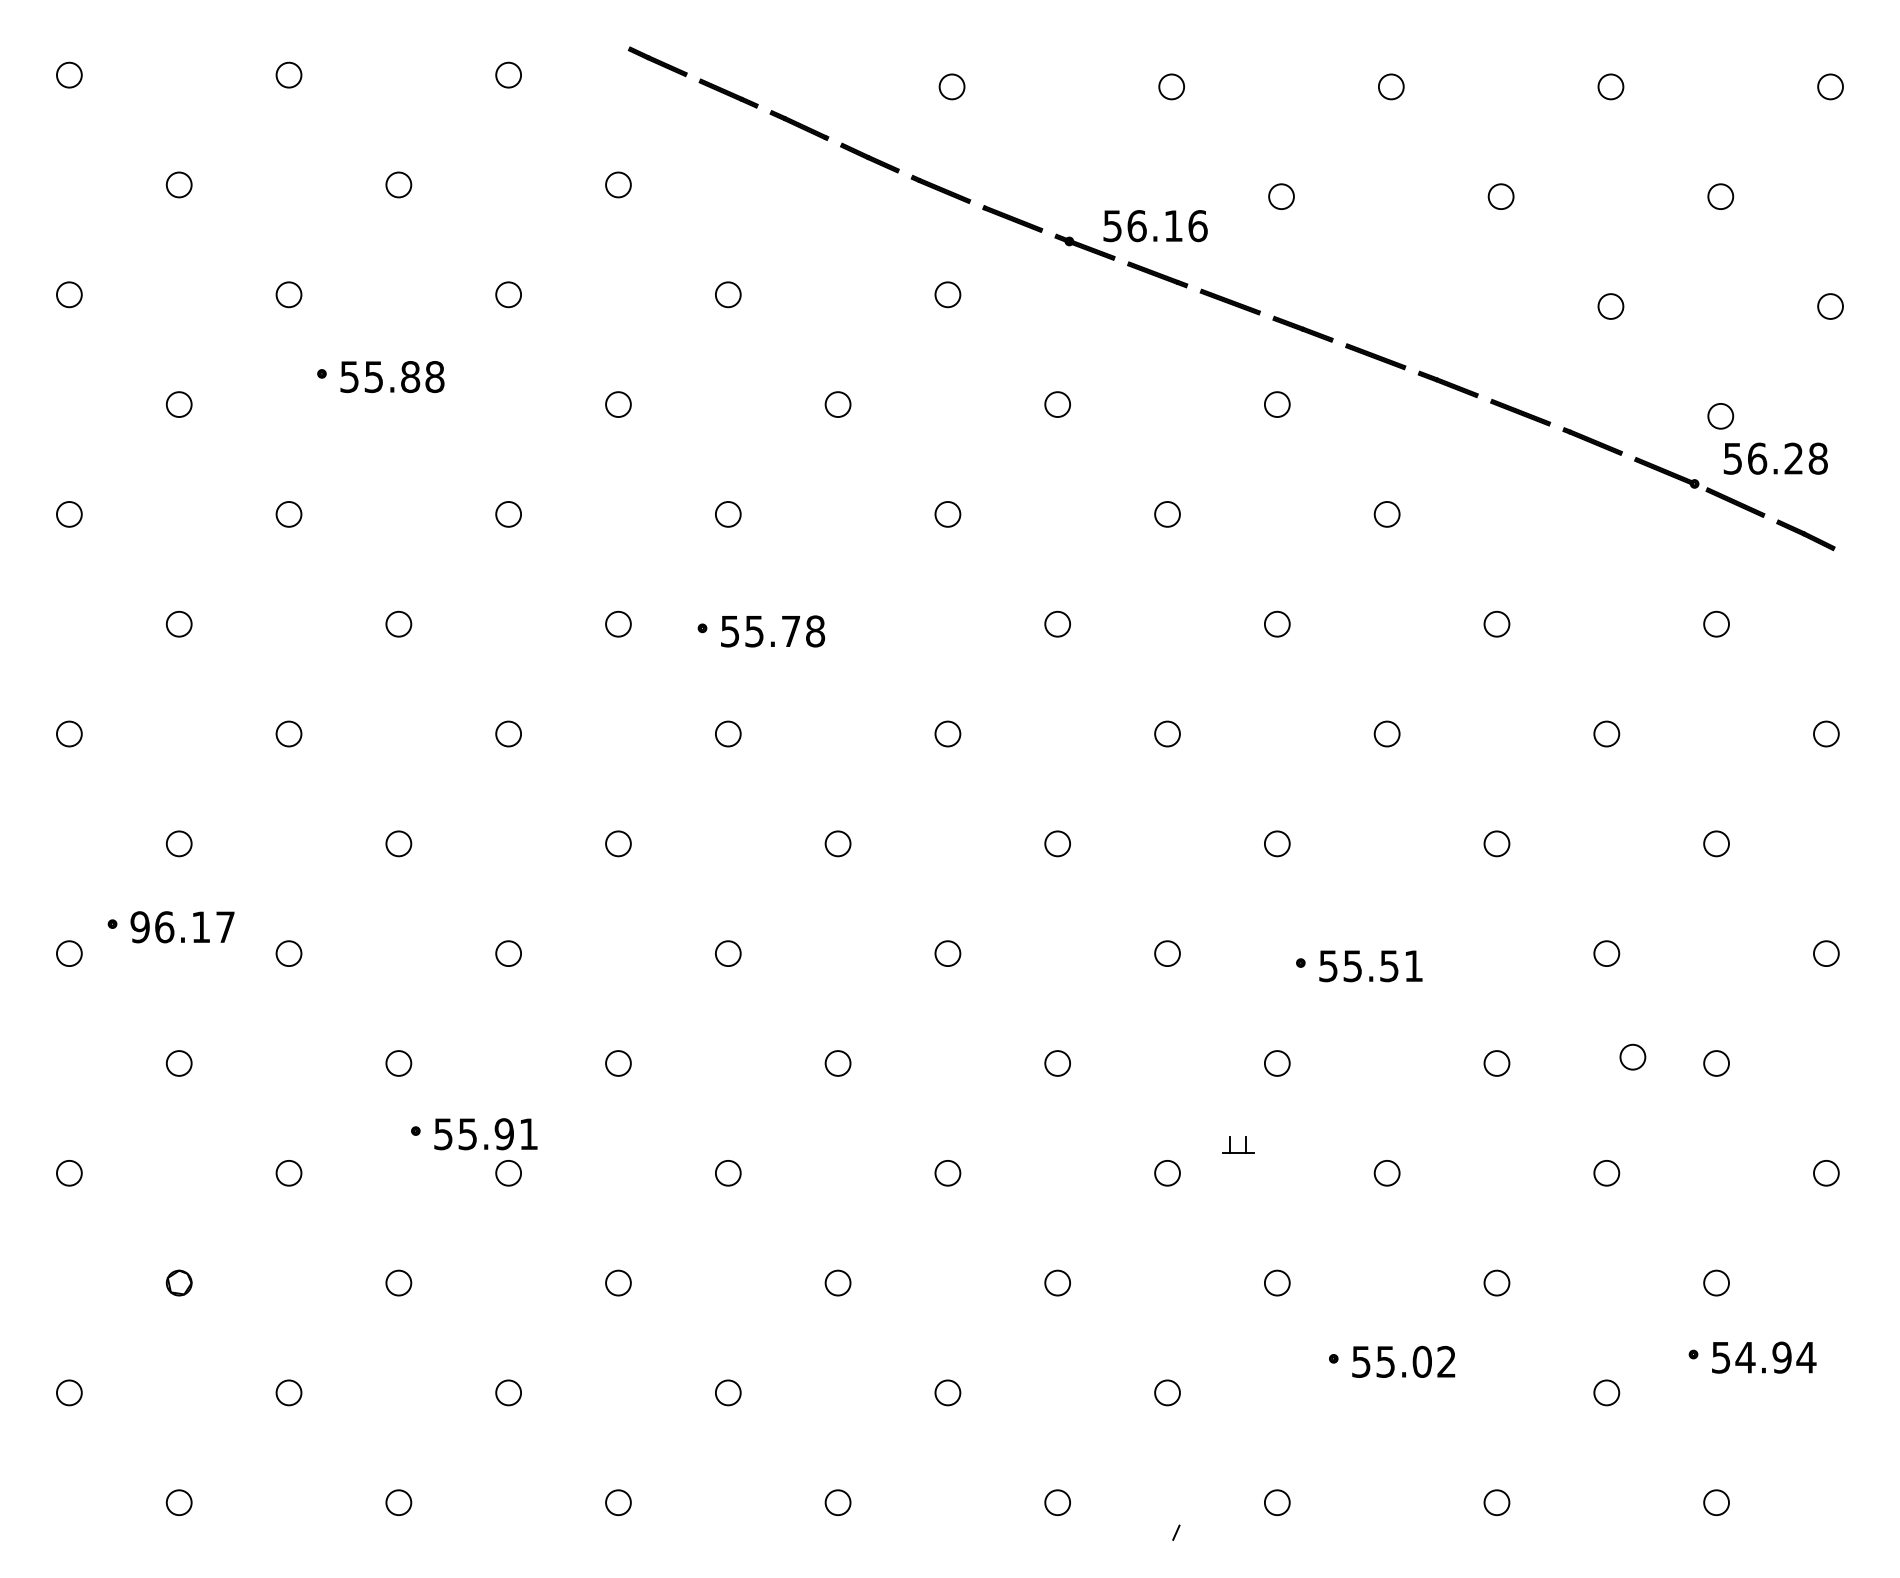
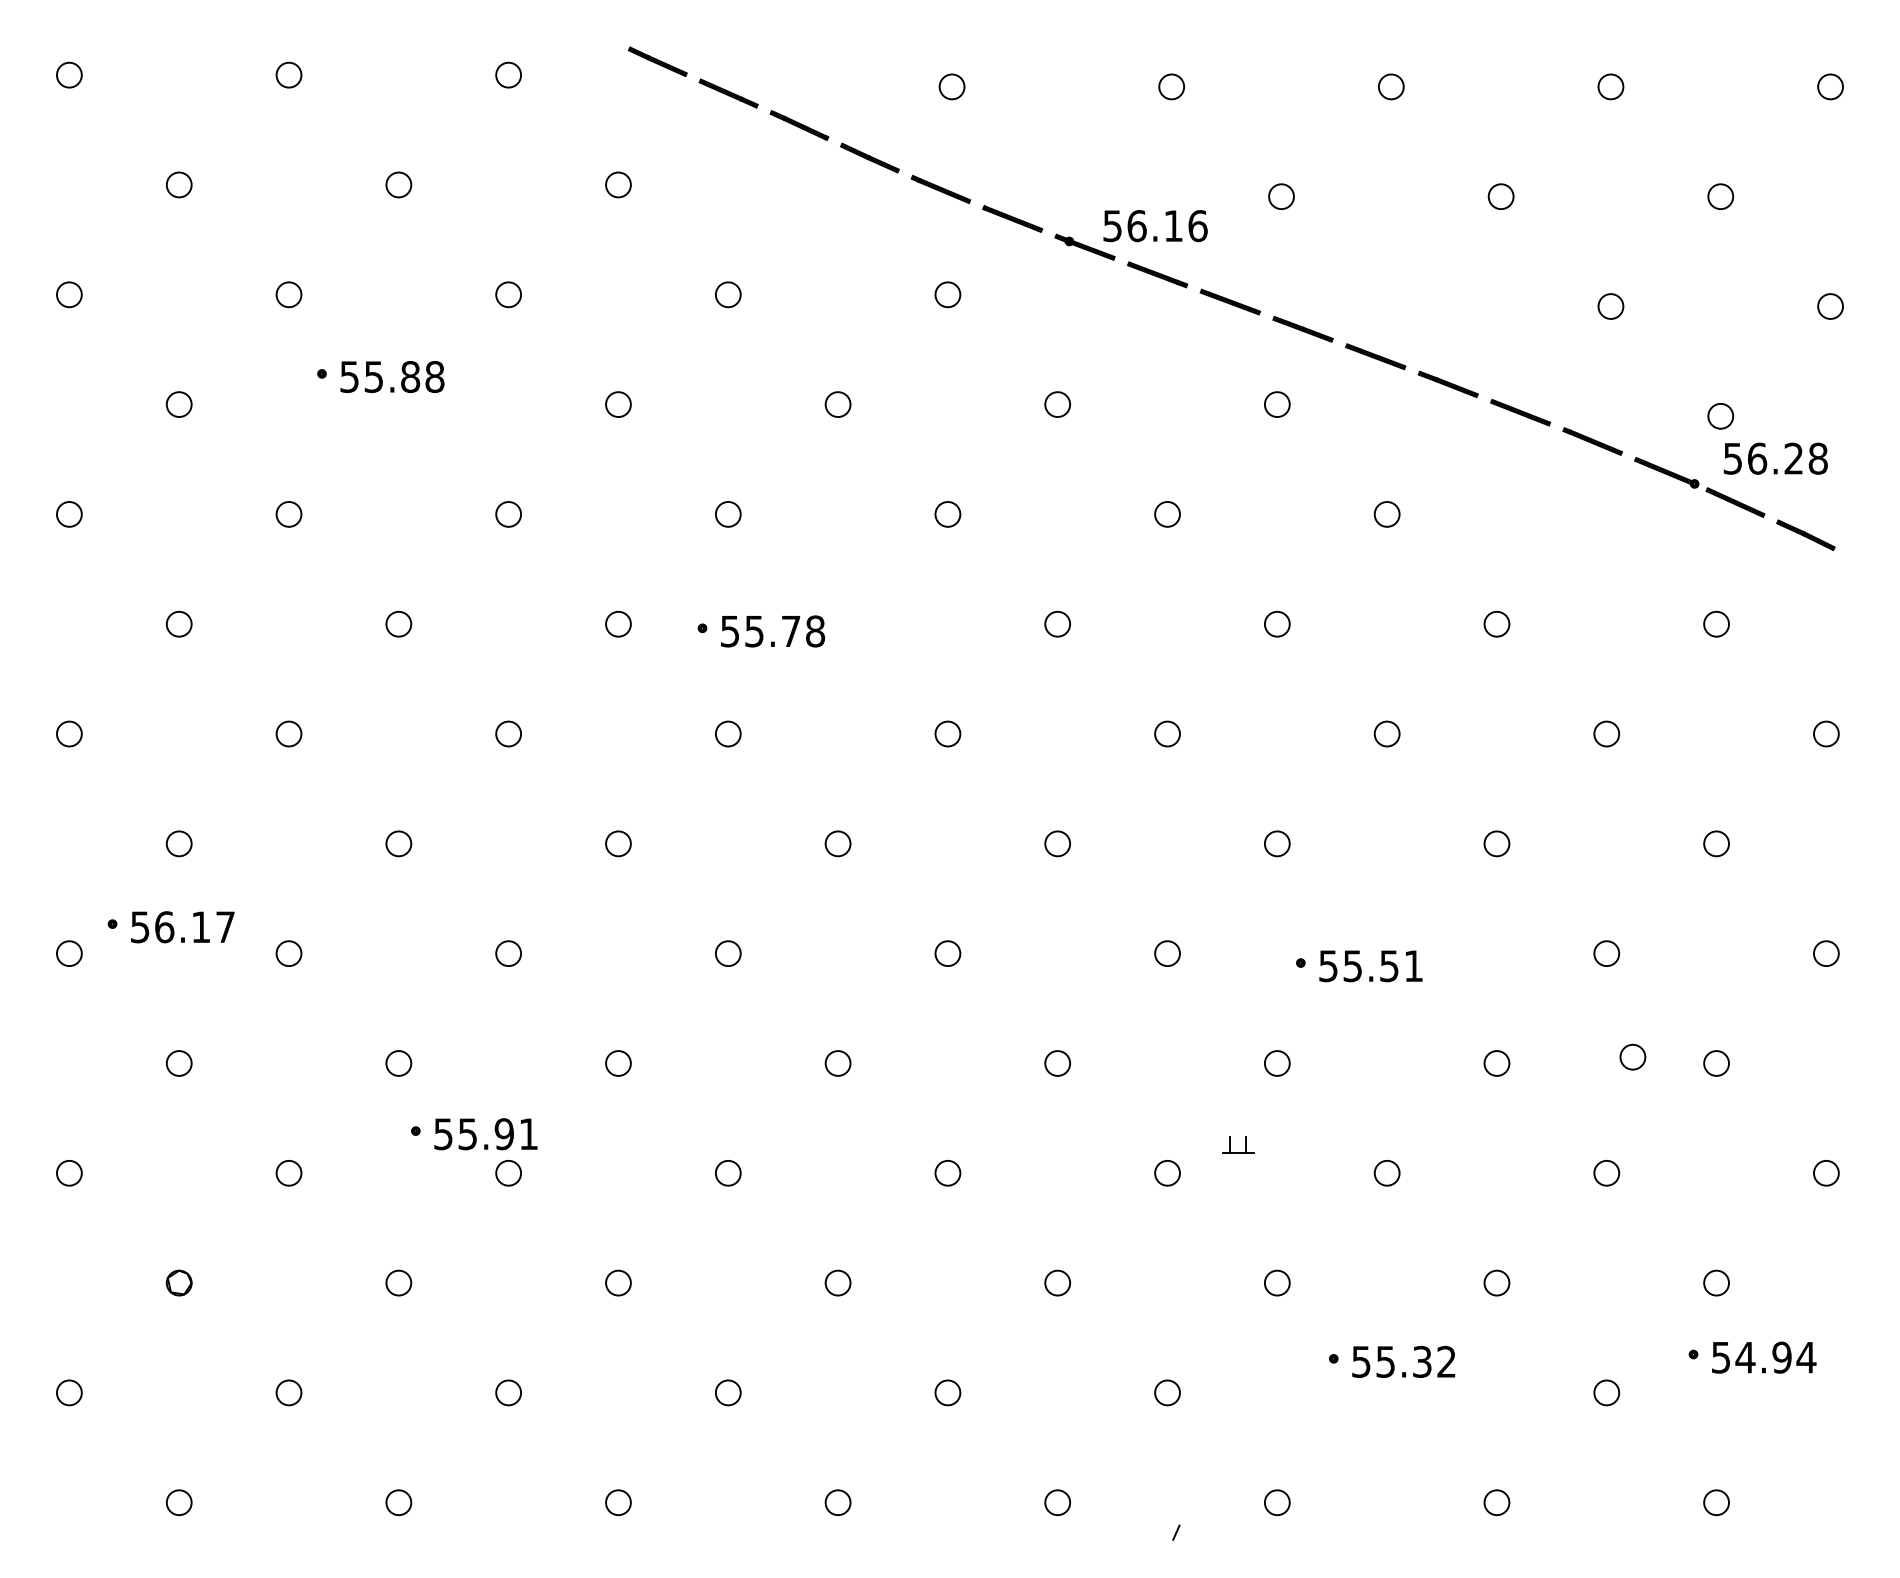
text: 96.17 -> 56.17 (139, 927)
text: 55.02 -> 55.32 (1421, 1361)
